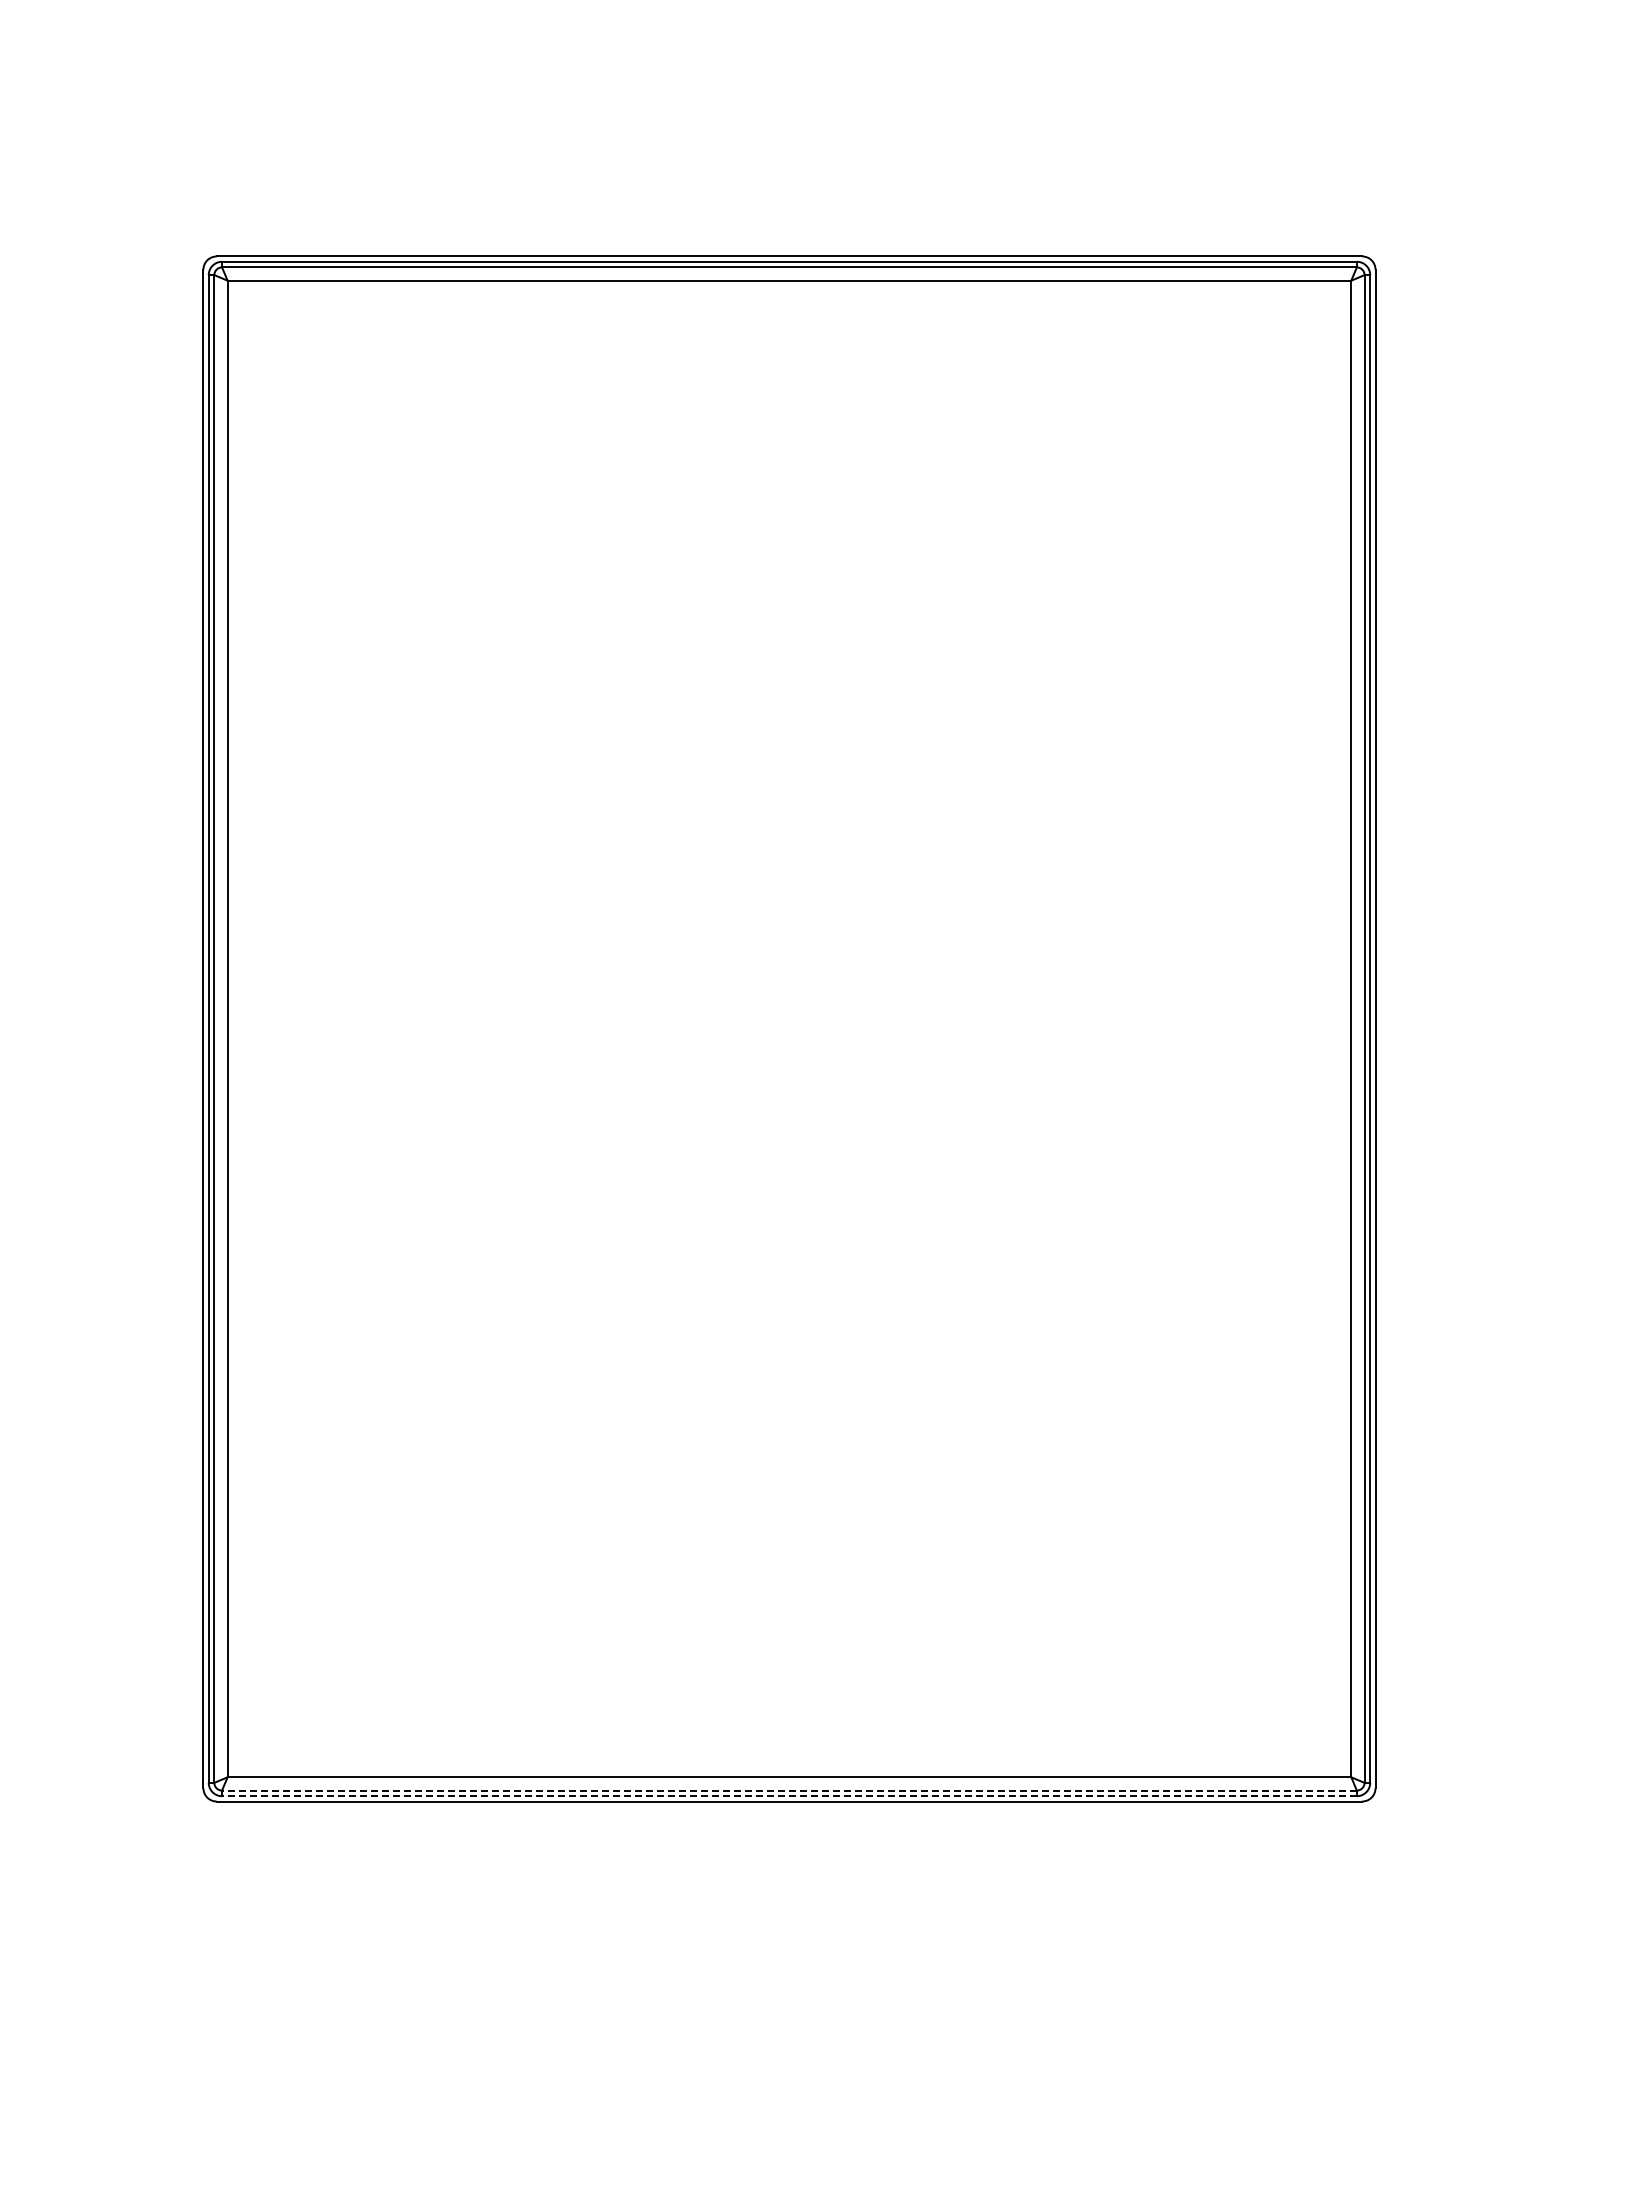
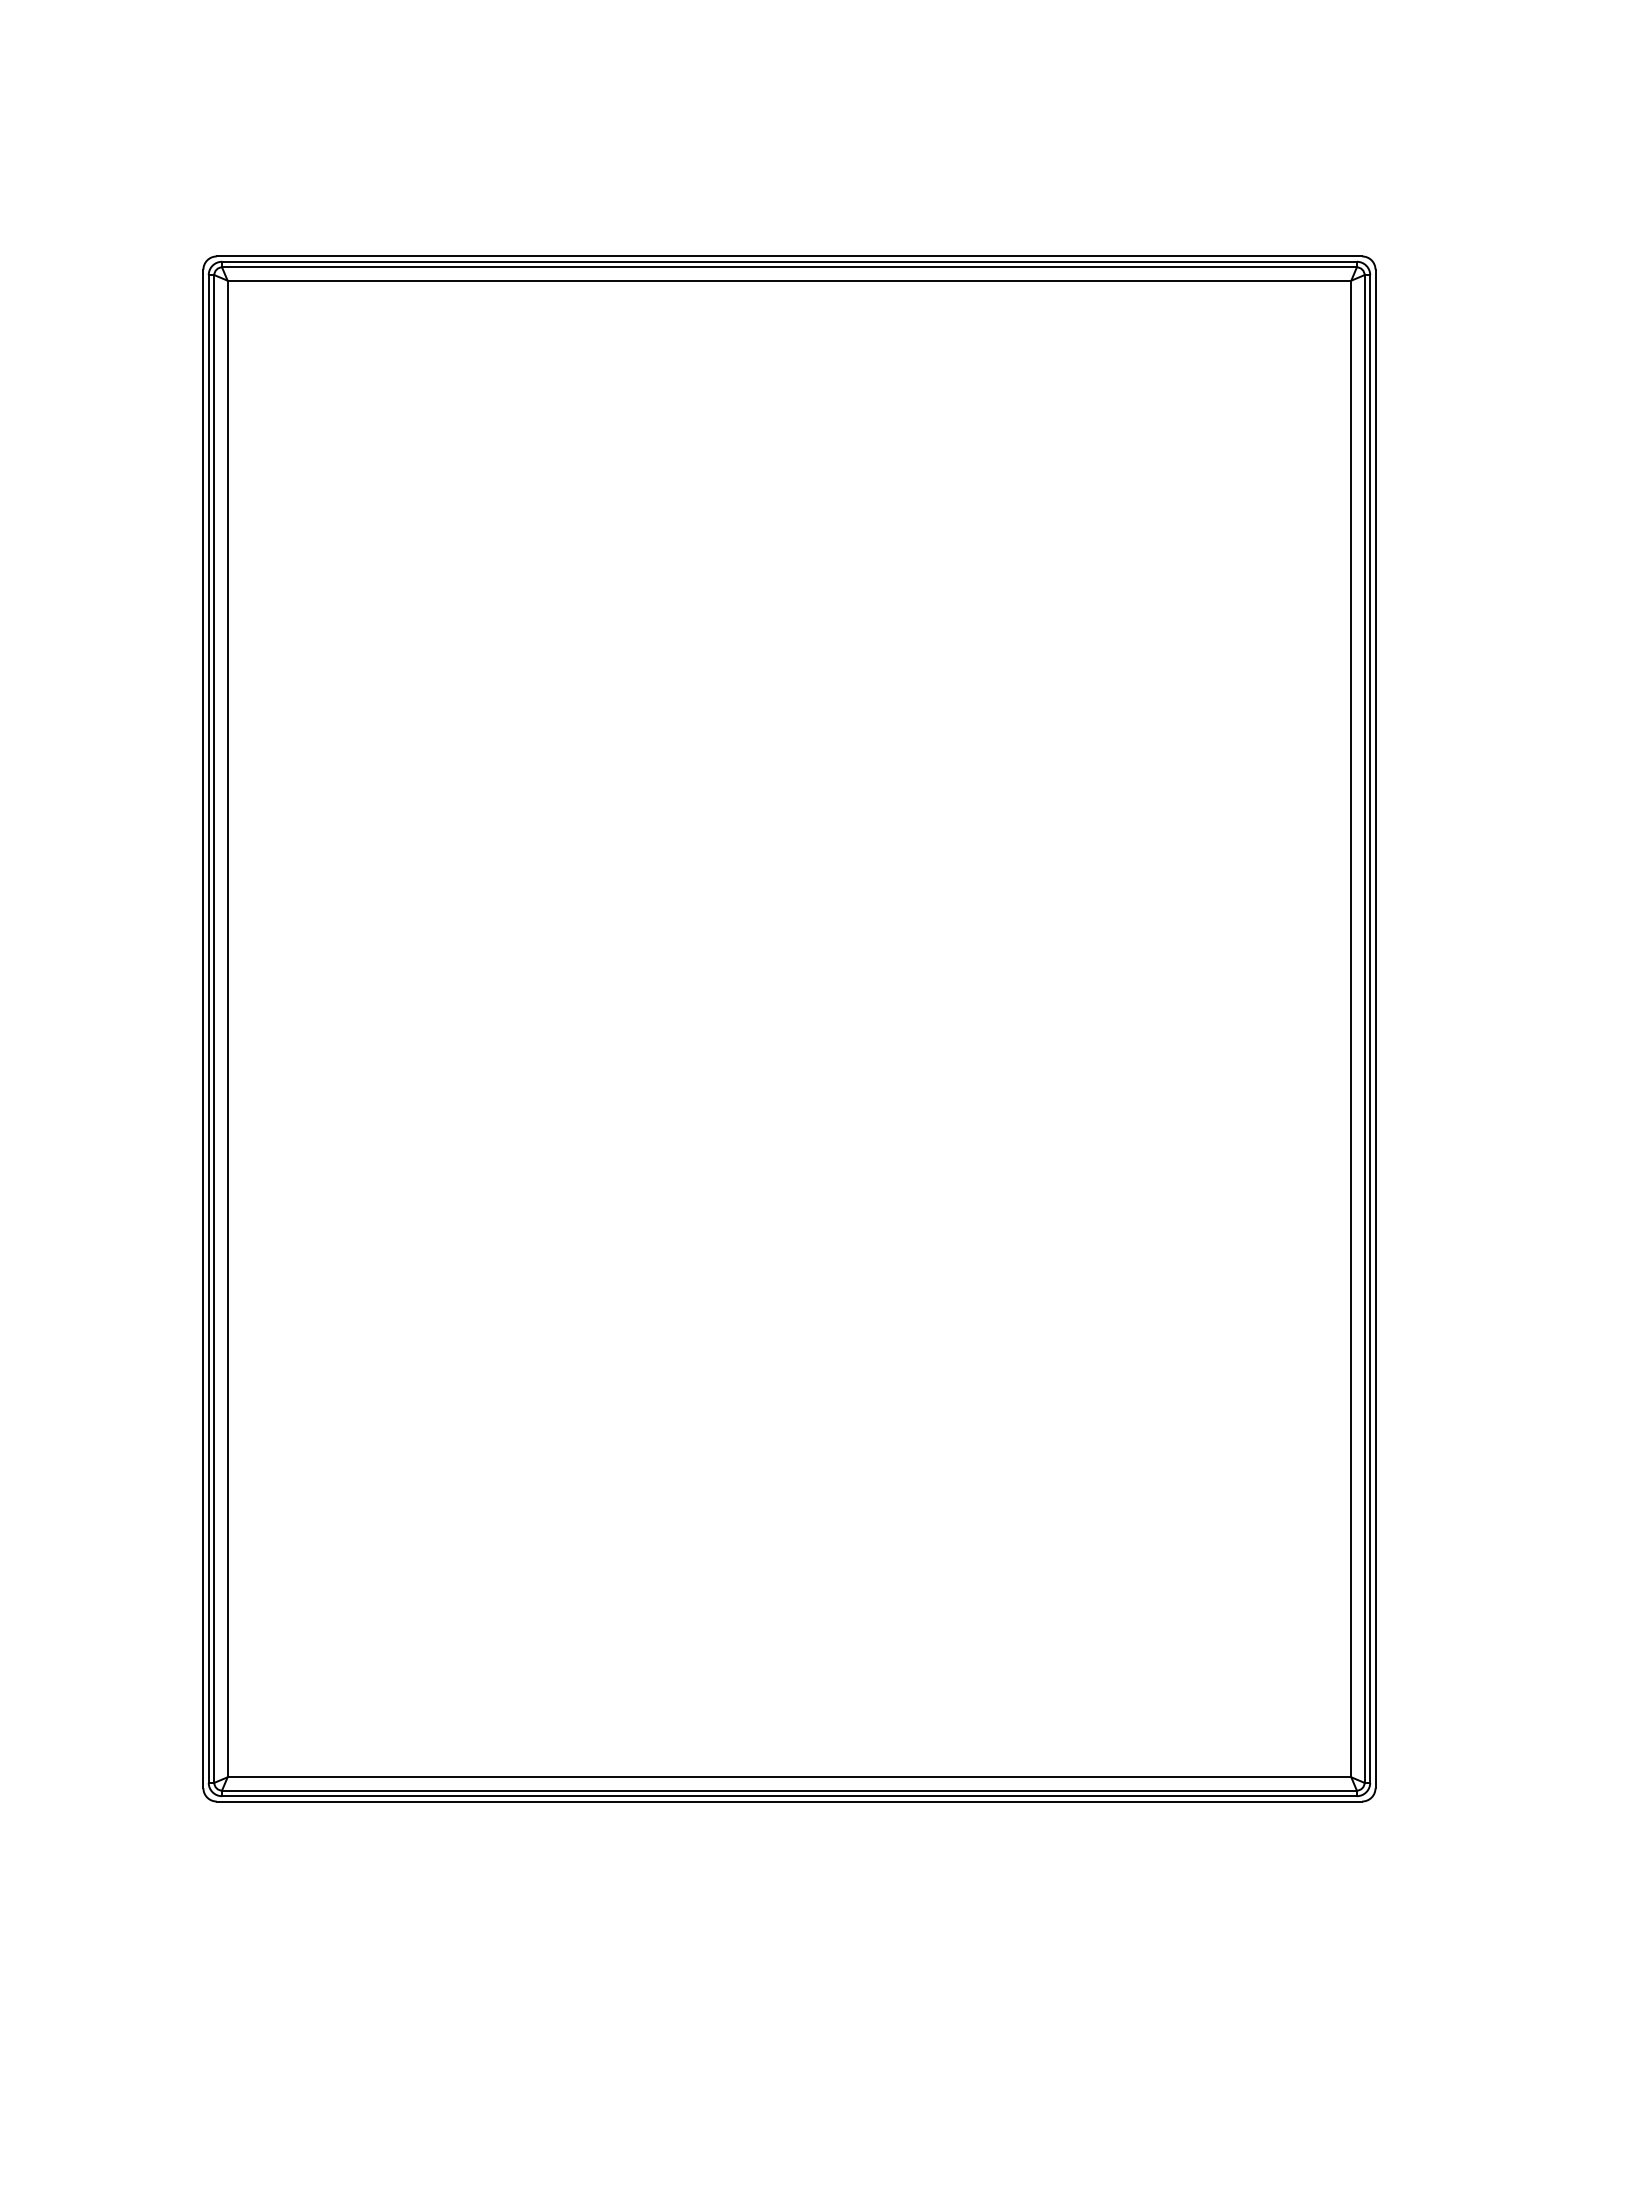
line: dashed -> solid (788, 1790)
line: dashed -> solid (788, 1796)
